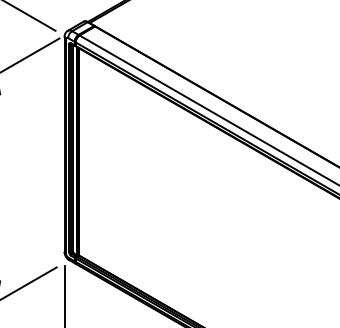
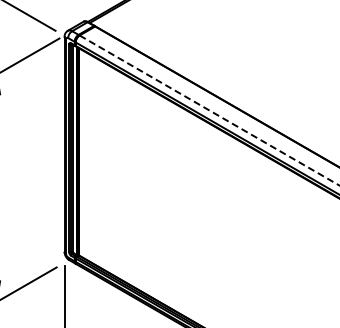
line: solid -> dashed (210, 110)
